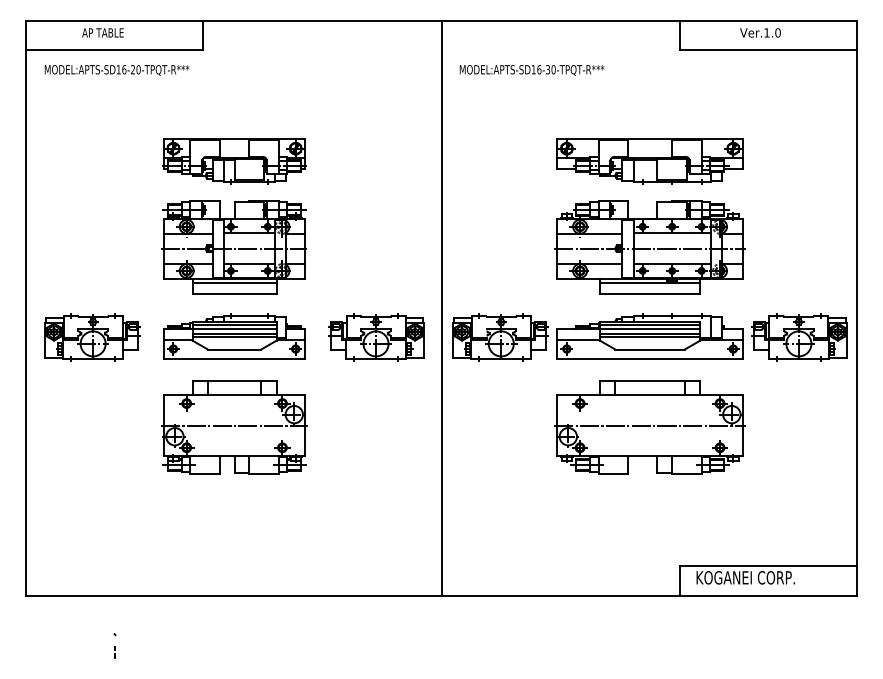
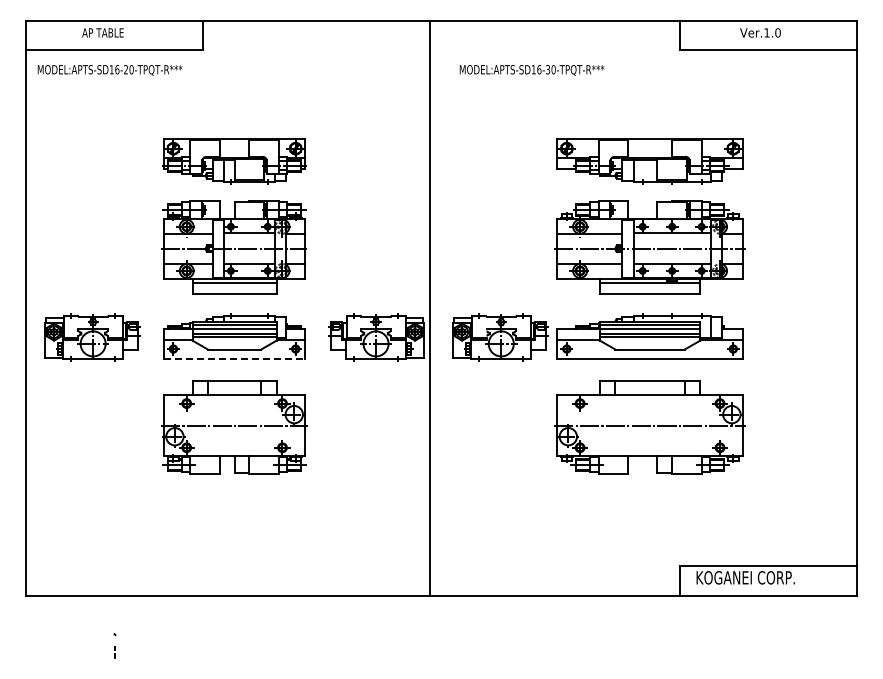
text position: (116, 70) -> (109, 70) (109, 70)
line position: (441, 307) -> (429, 307) (429, 307)
part: present -> none (799, 337)
line: solid -> dashed (234, 358)
